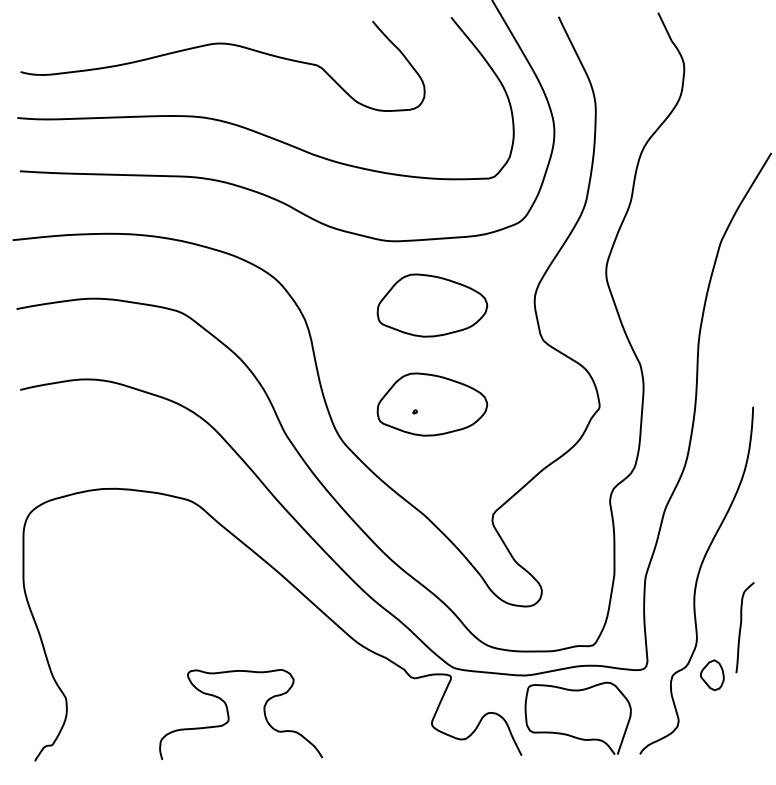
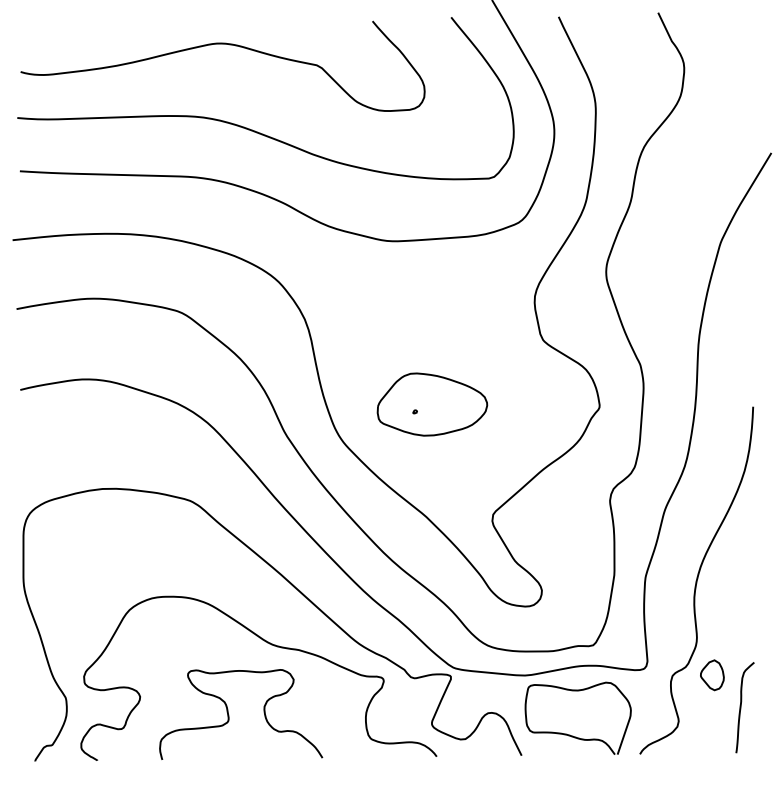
part: present -> none (432, 305)
curve position: (741, 627) -> (741, 707) (741, 707)
curve: none -> present (271, 645)
